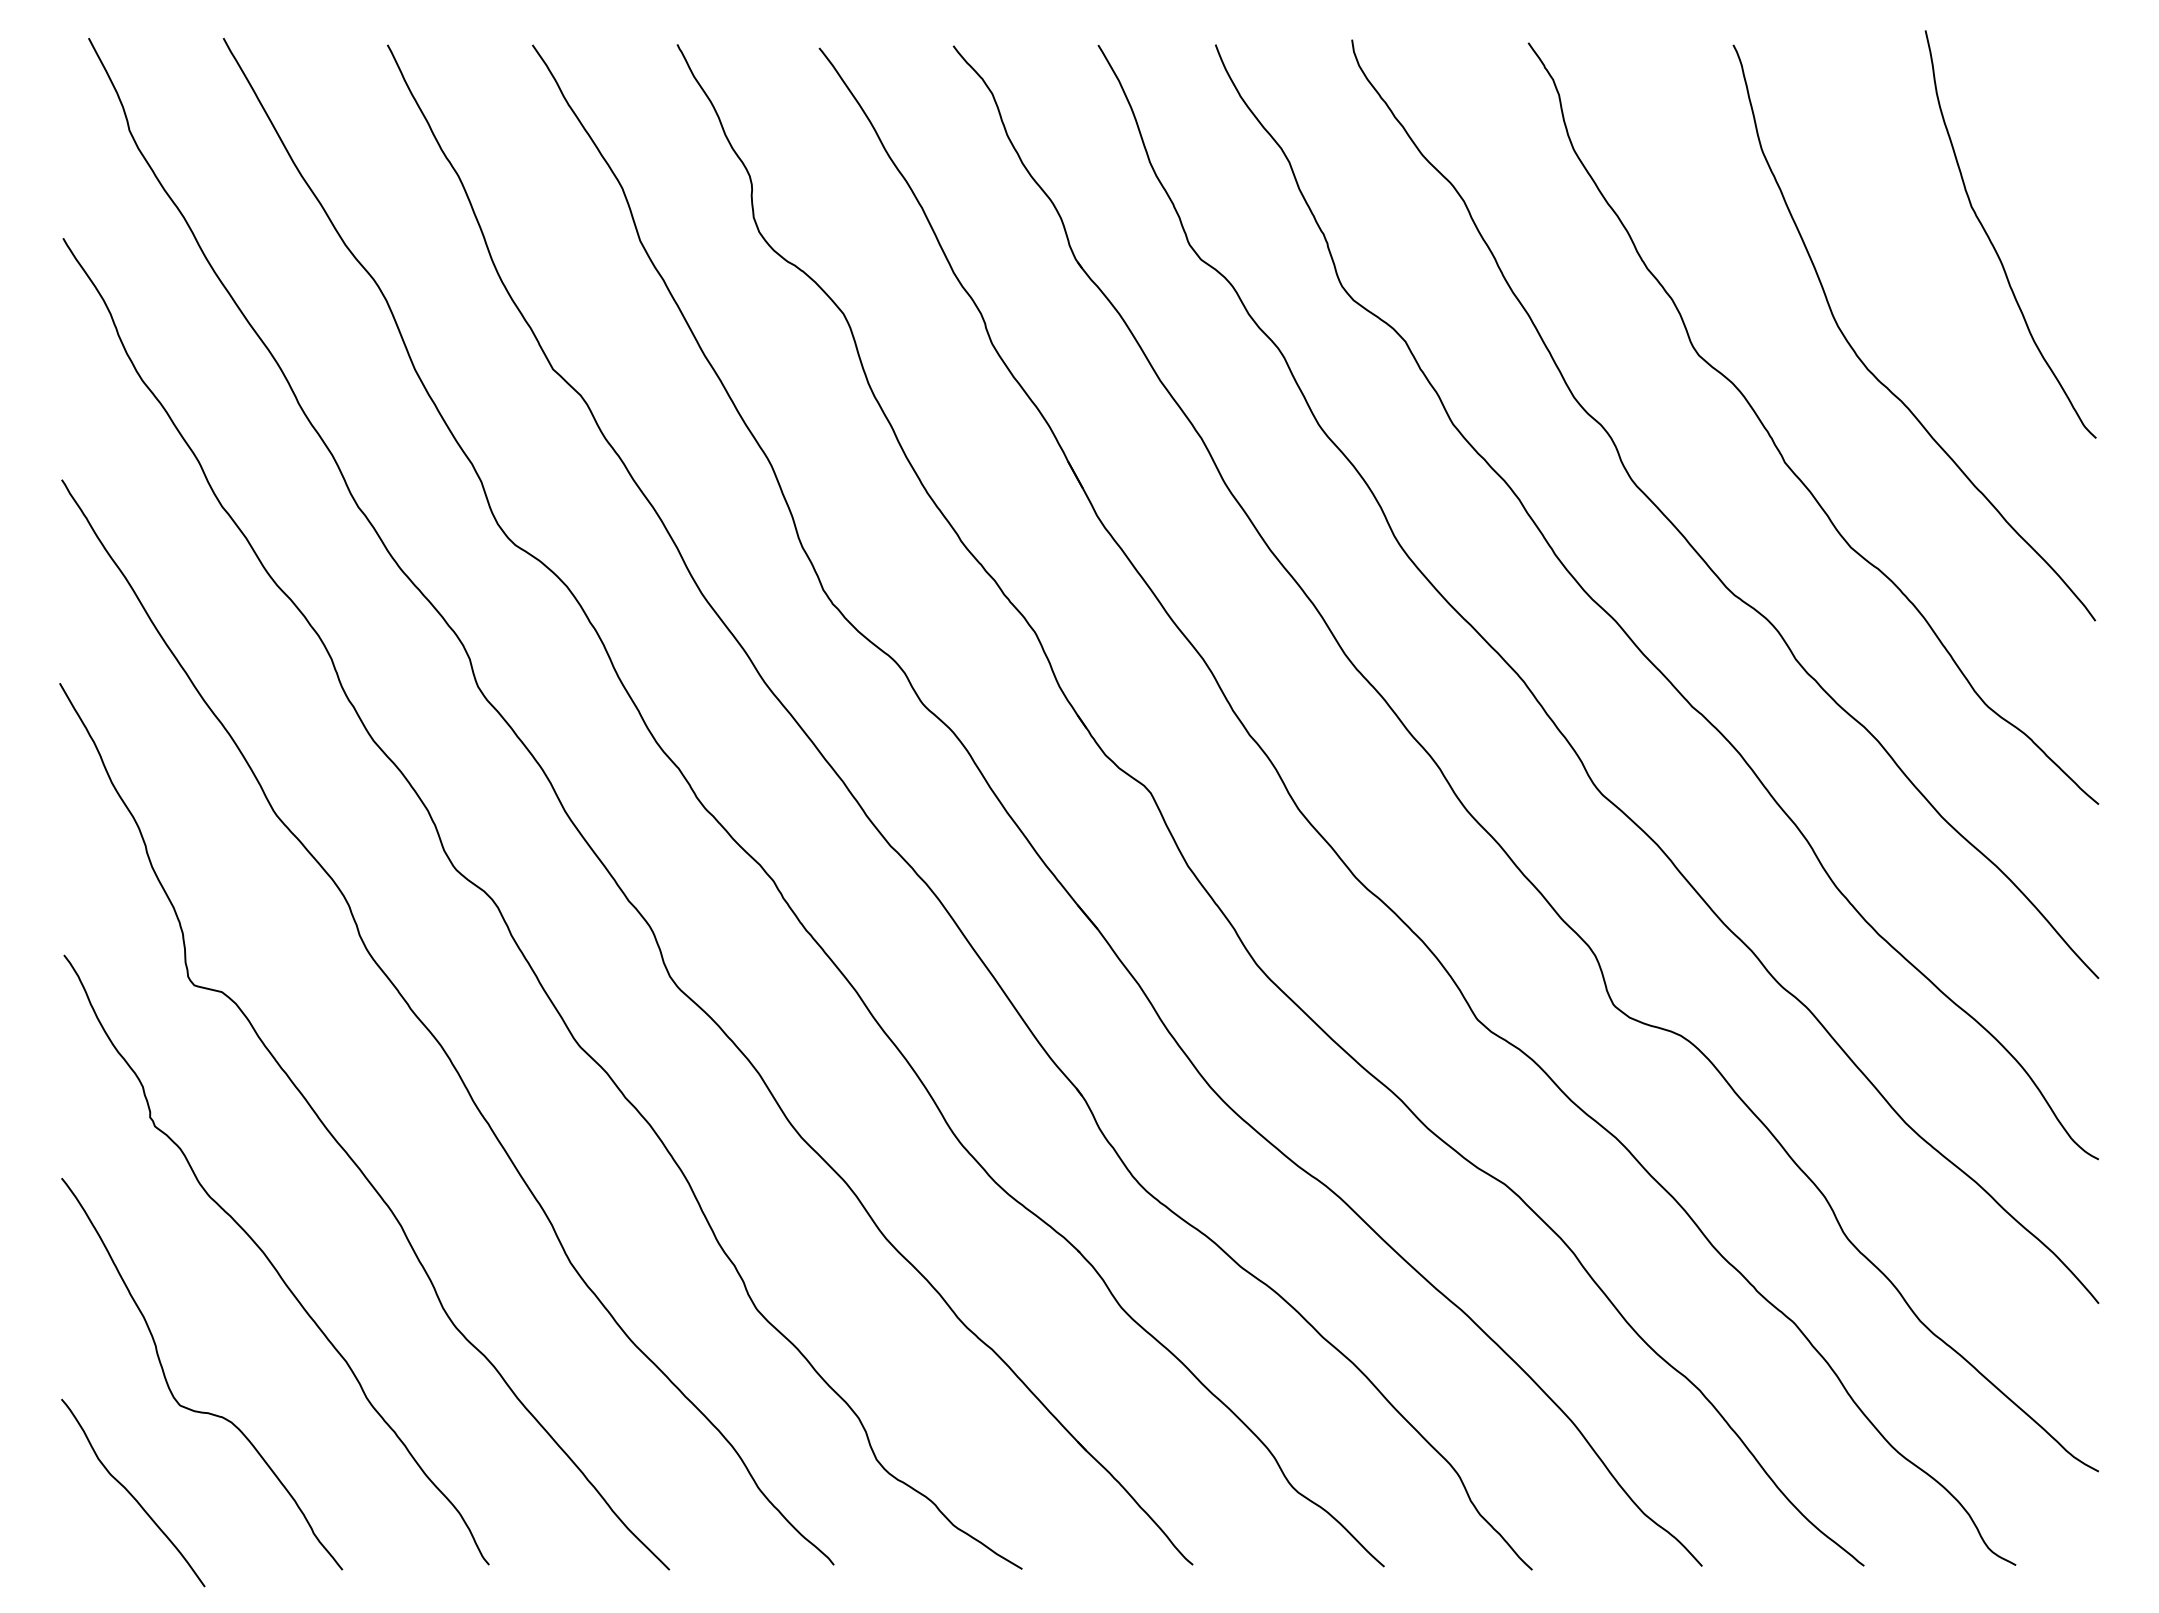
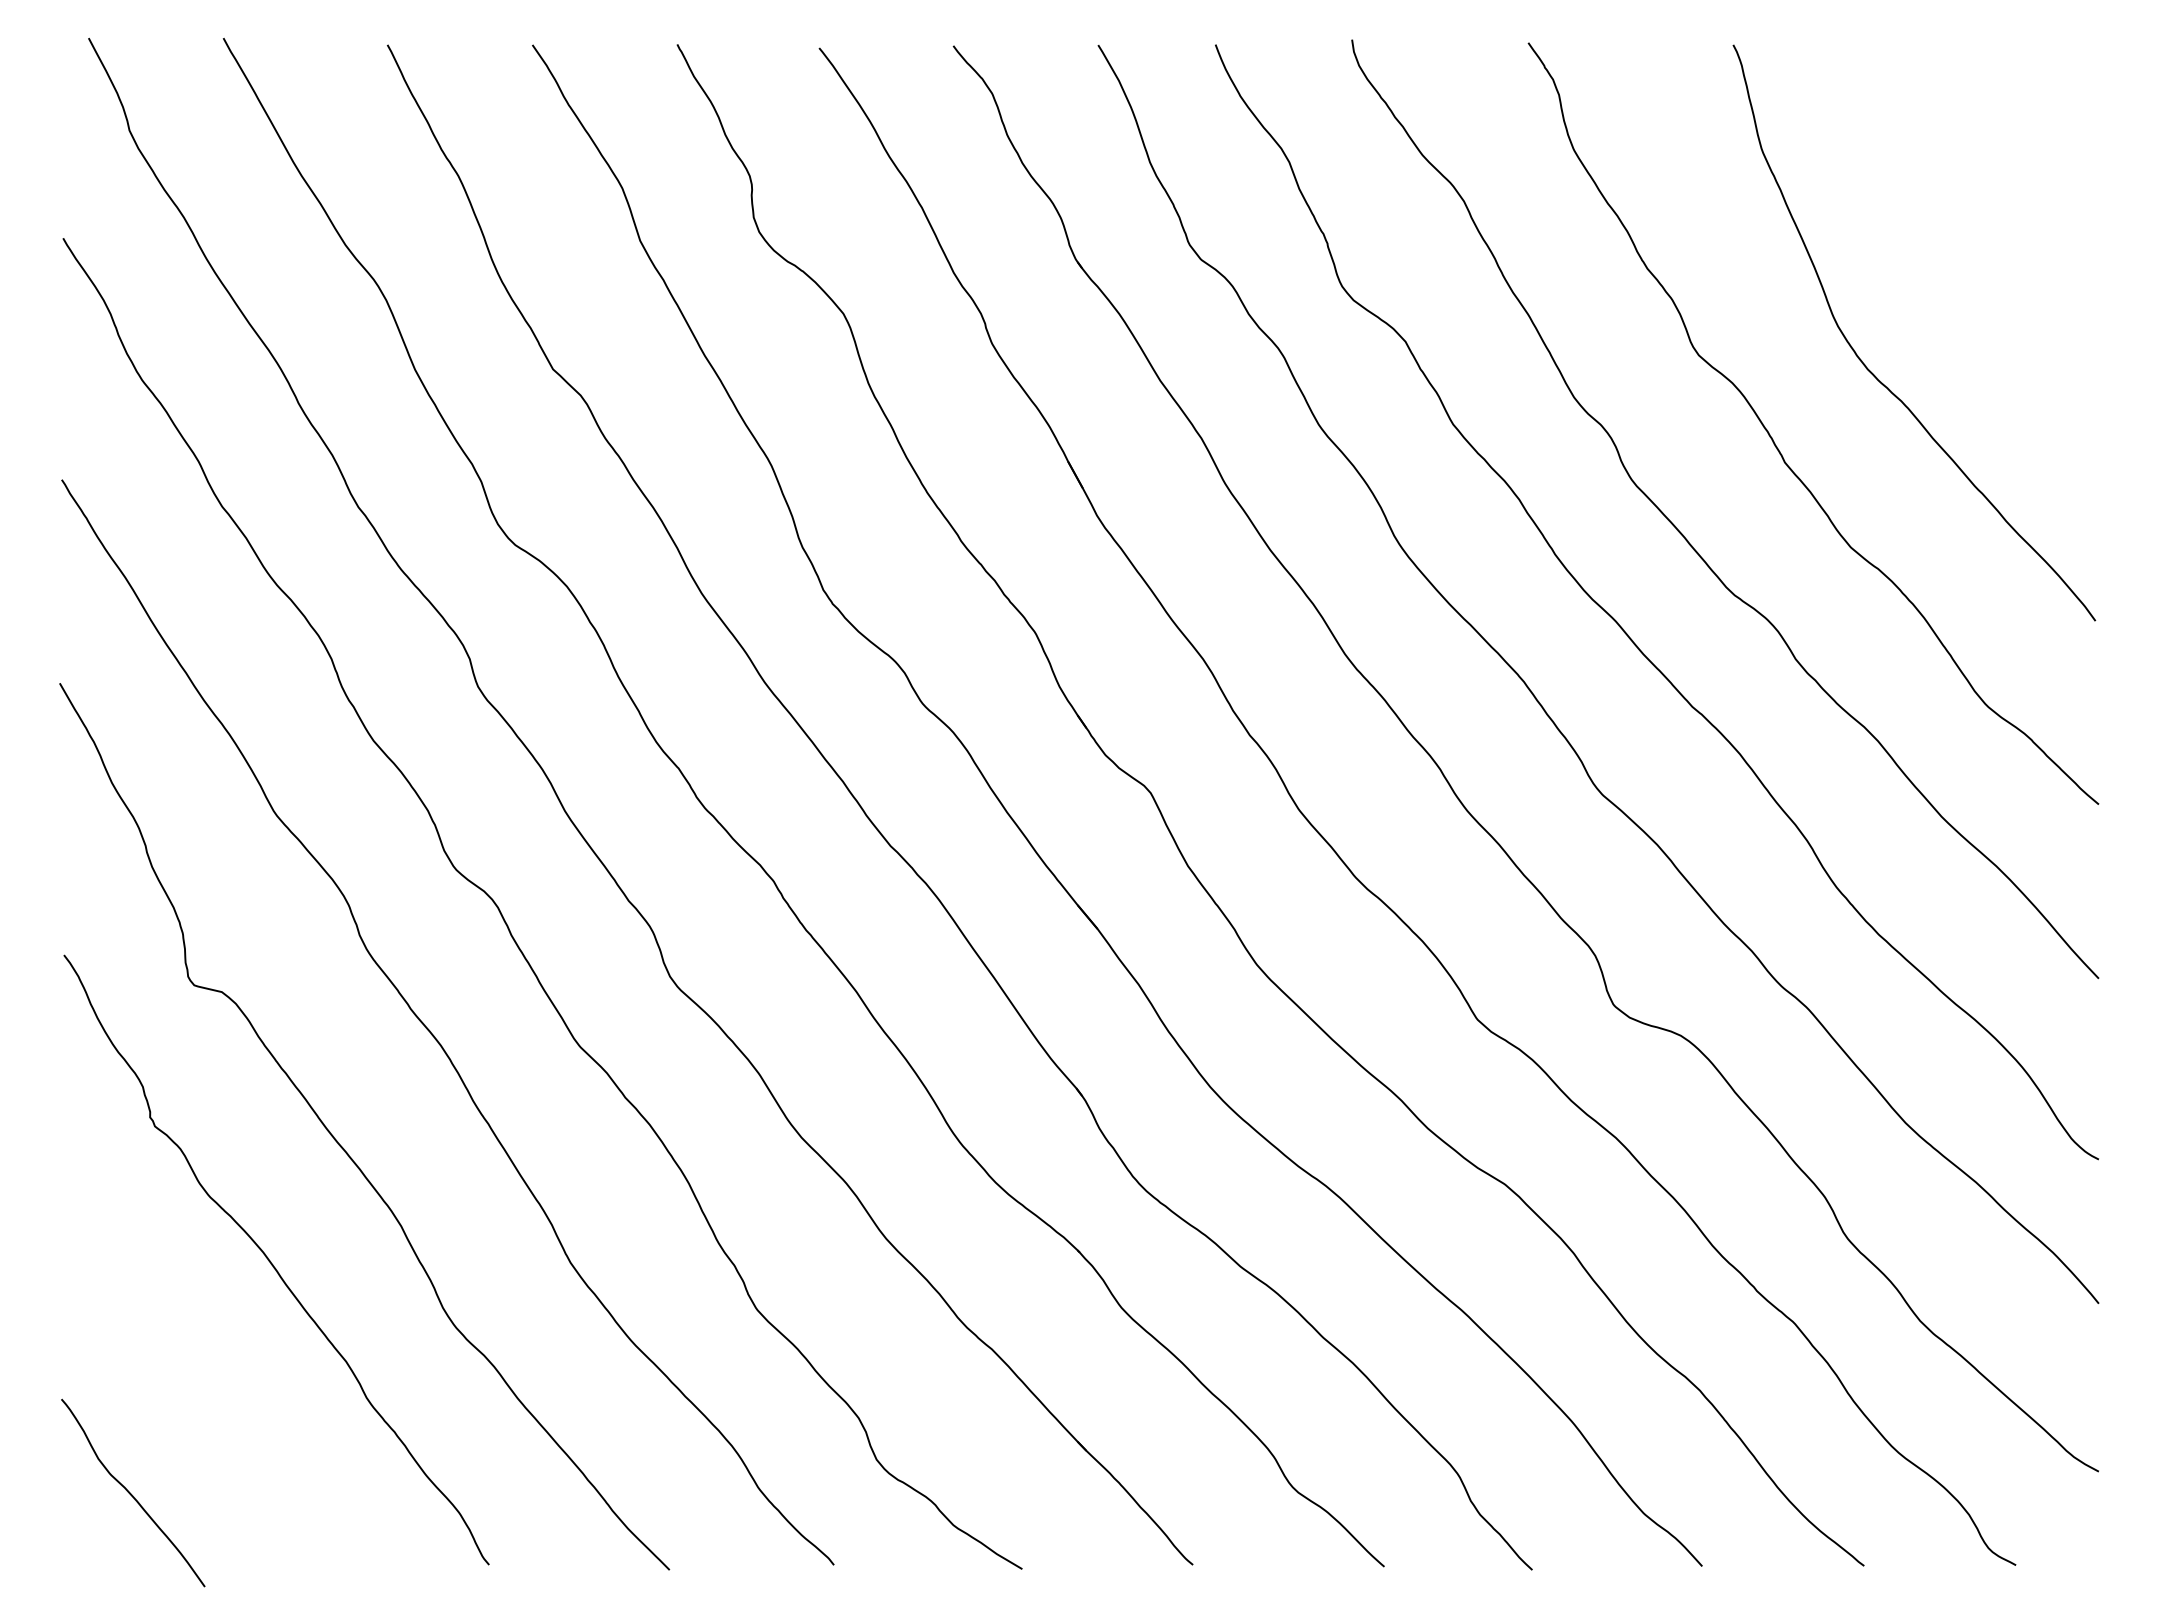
curve: present -> none (1992, 242)
curve: present -> none (171, 1390)
